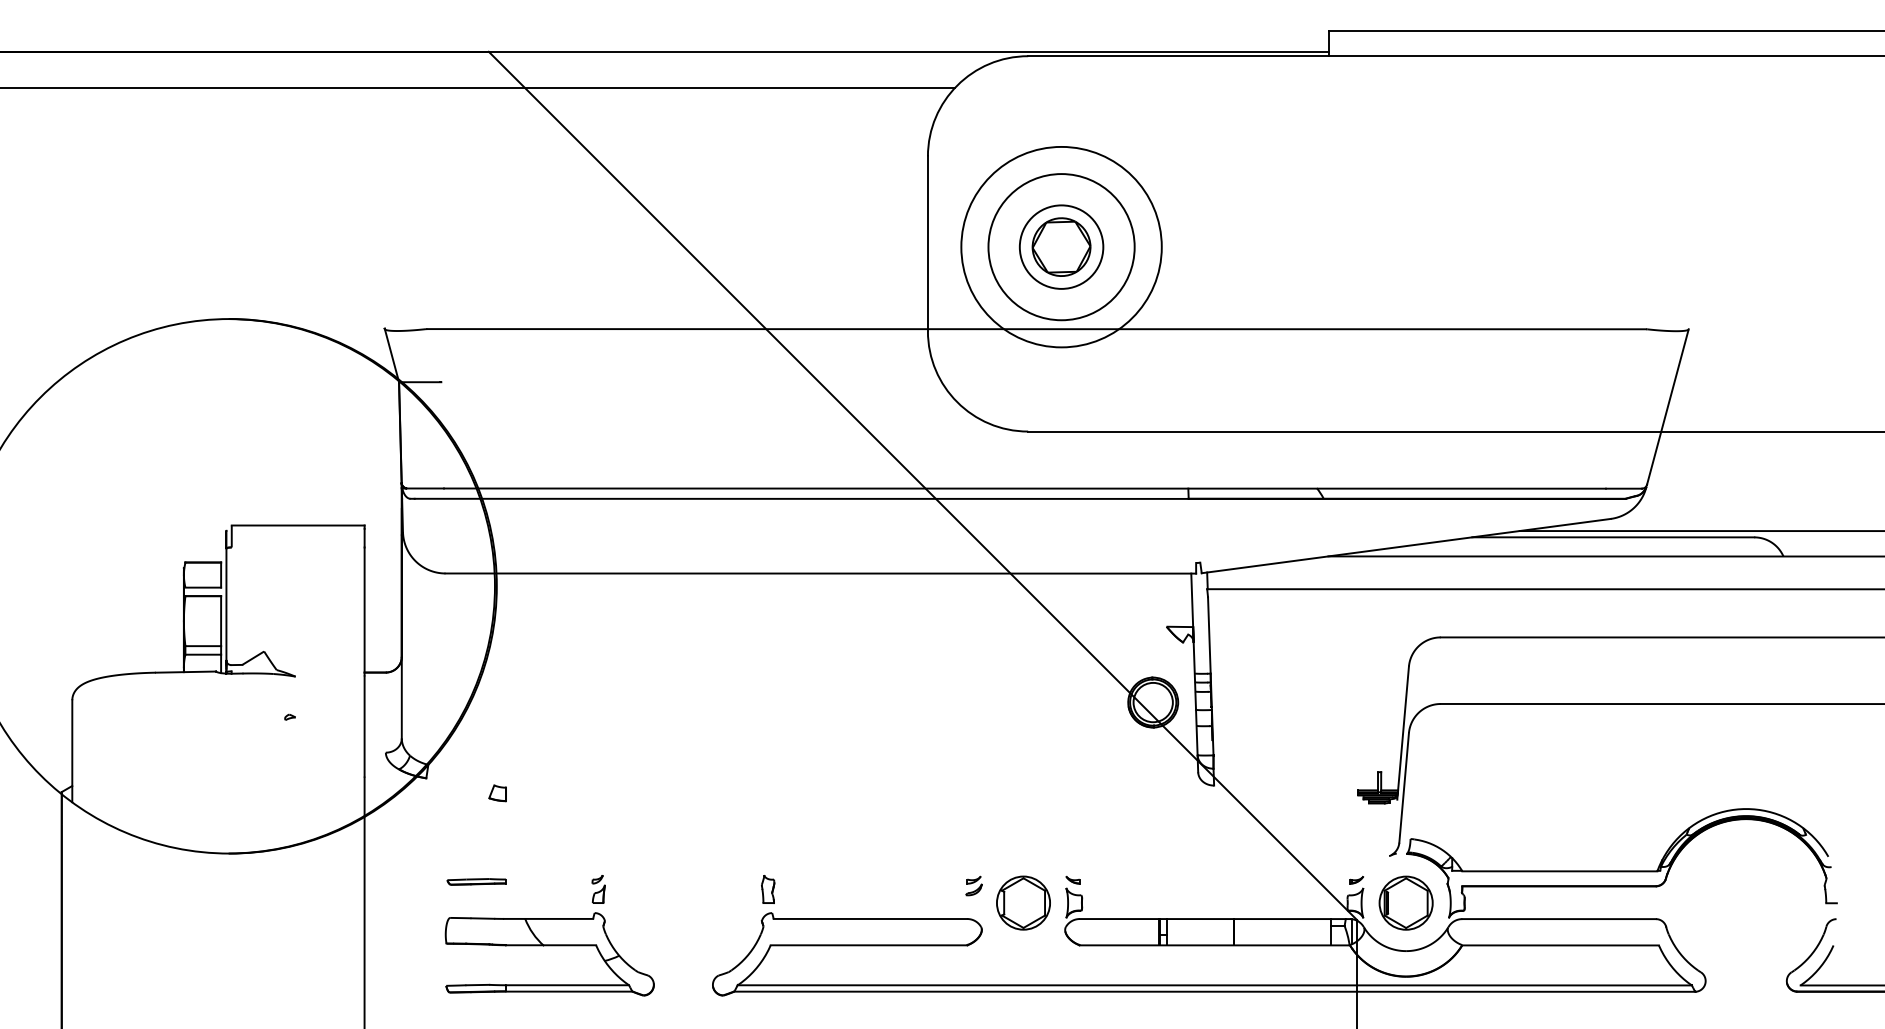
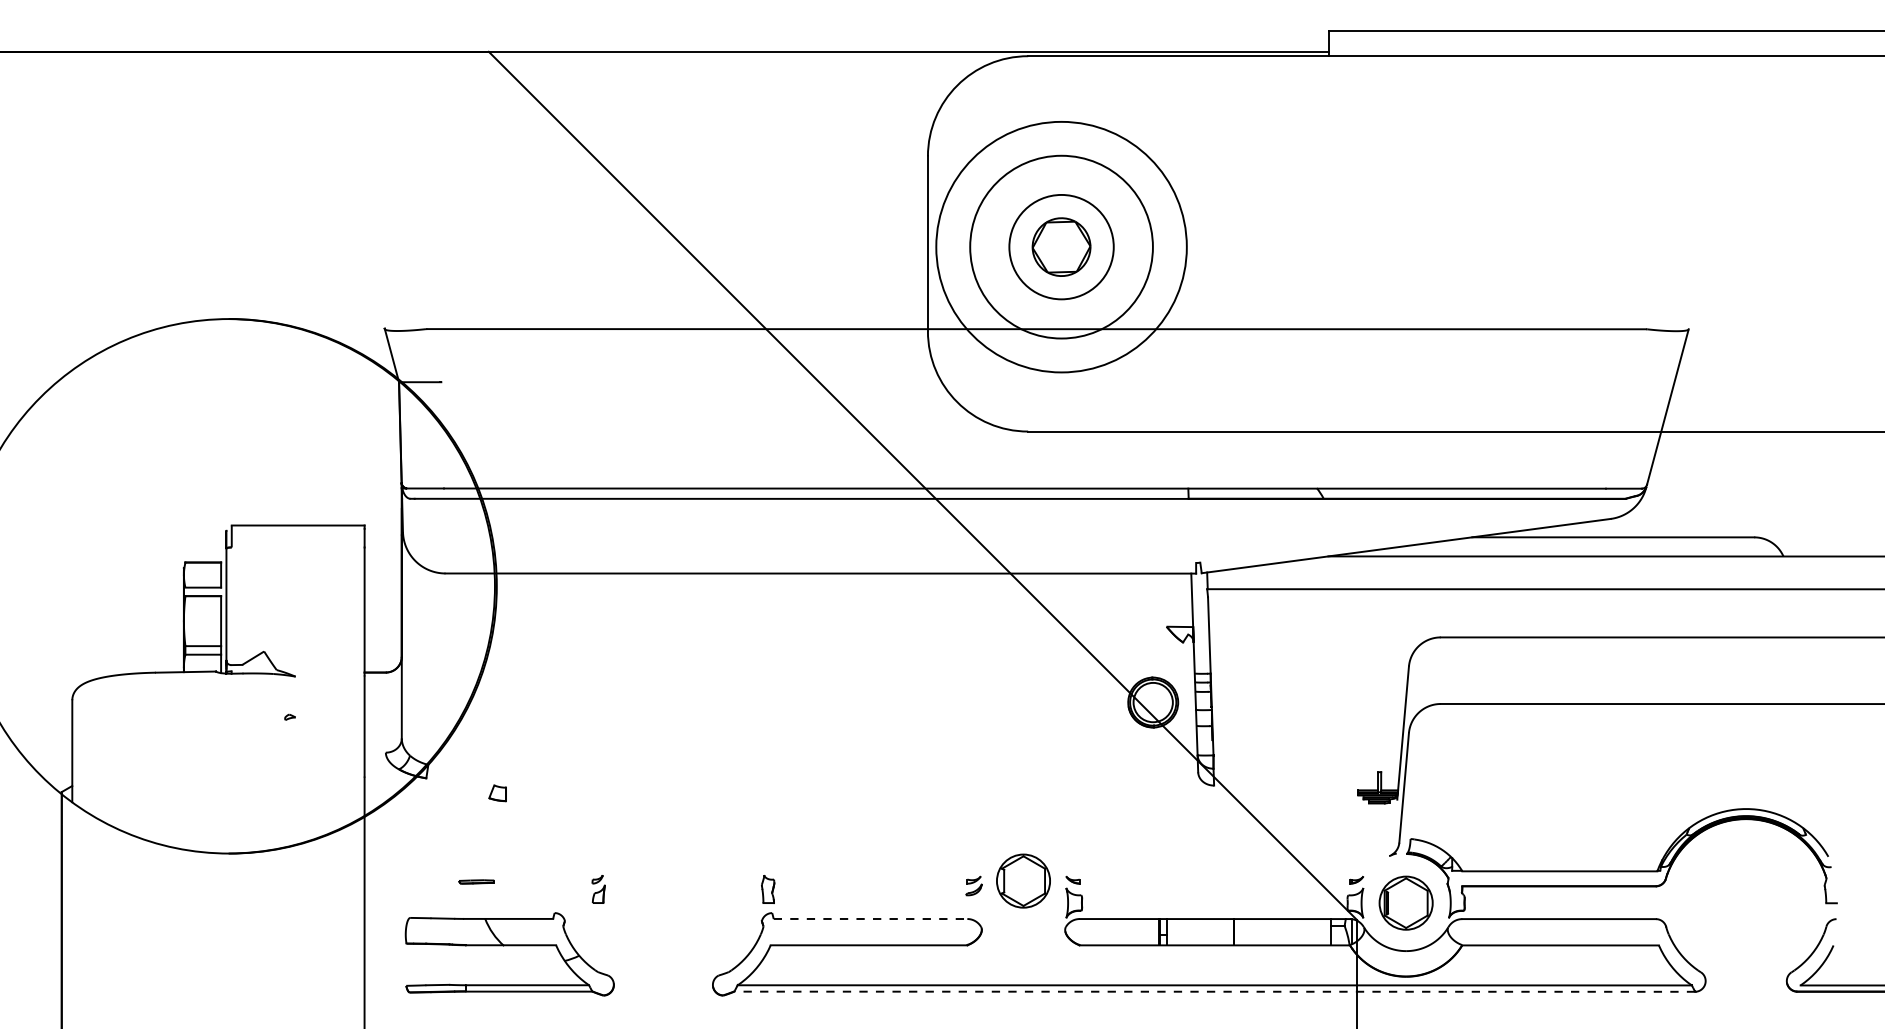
line: present -> none (478, 87)
circle diameter: 200 px -> 251 px (1061, 246)
circle diameter: 84 px -> 104 px (1061, 246)
circle diameter: 146 px -> 183 px (1061, 246)
line: present -> none (1700, 531)
part size: 61x8 px -> 37x6 px (476, 881)
part position: (1023, 902) -> (1023, 880) (1023, 880)
line: solid -> dashed (870, 918)
part position: (549, 946) -> (509, 946) (509, 946)
line: solid -> dashed (1214, 991)
